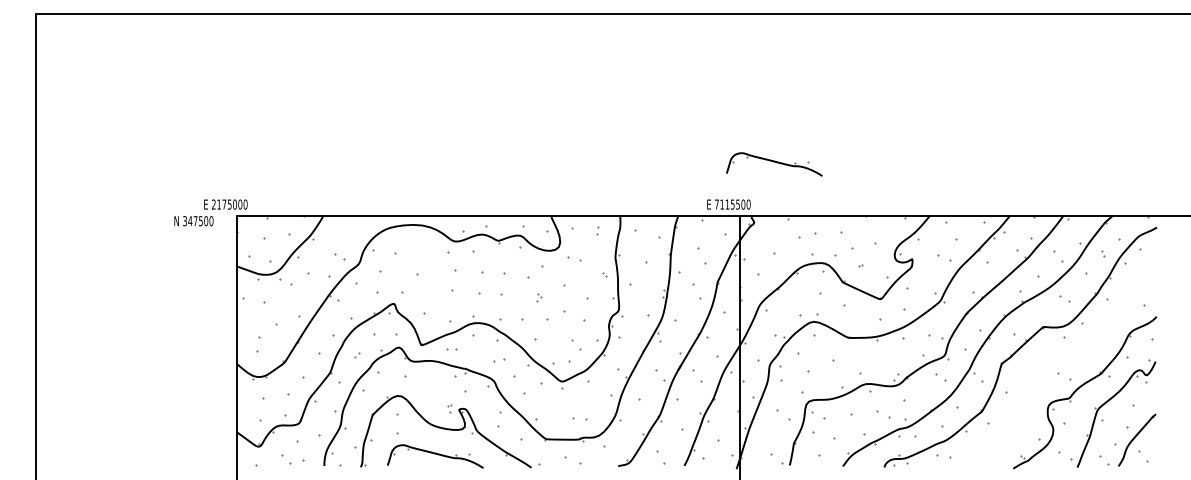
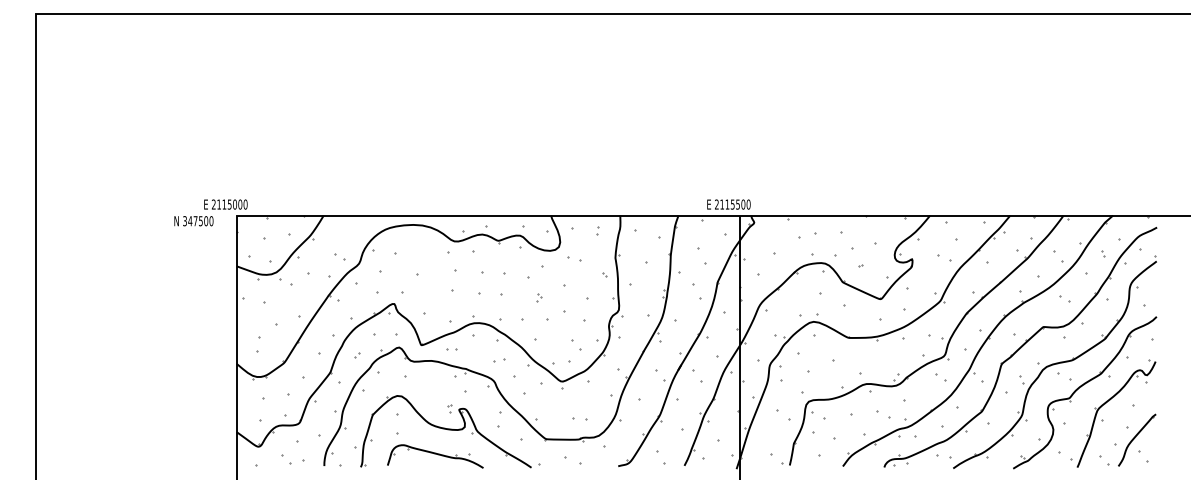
part: present -> none (774, 164)
text: 2175000 -> 2115000 (224, 204)
text: 7115500 -> 2115500 (716, 204)
part: none -> present (1054, 361)
